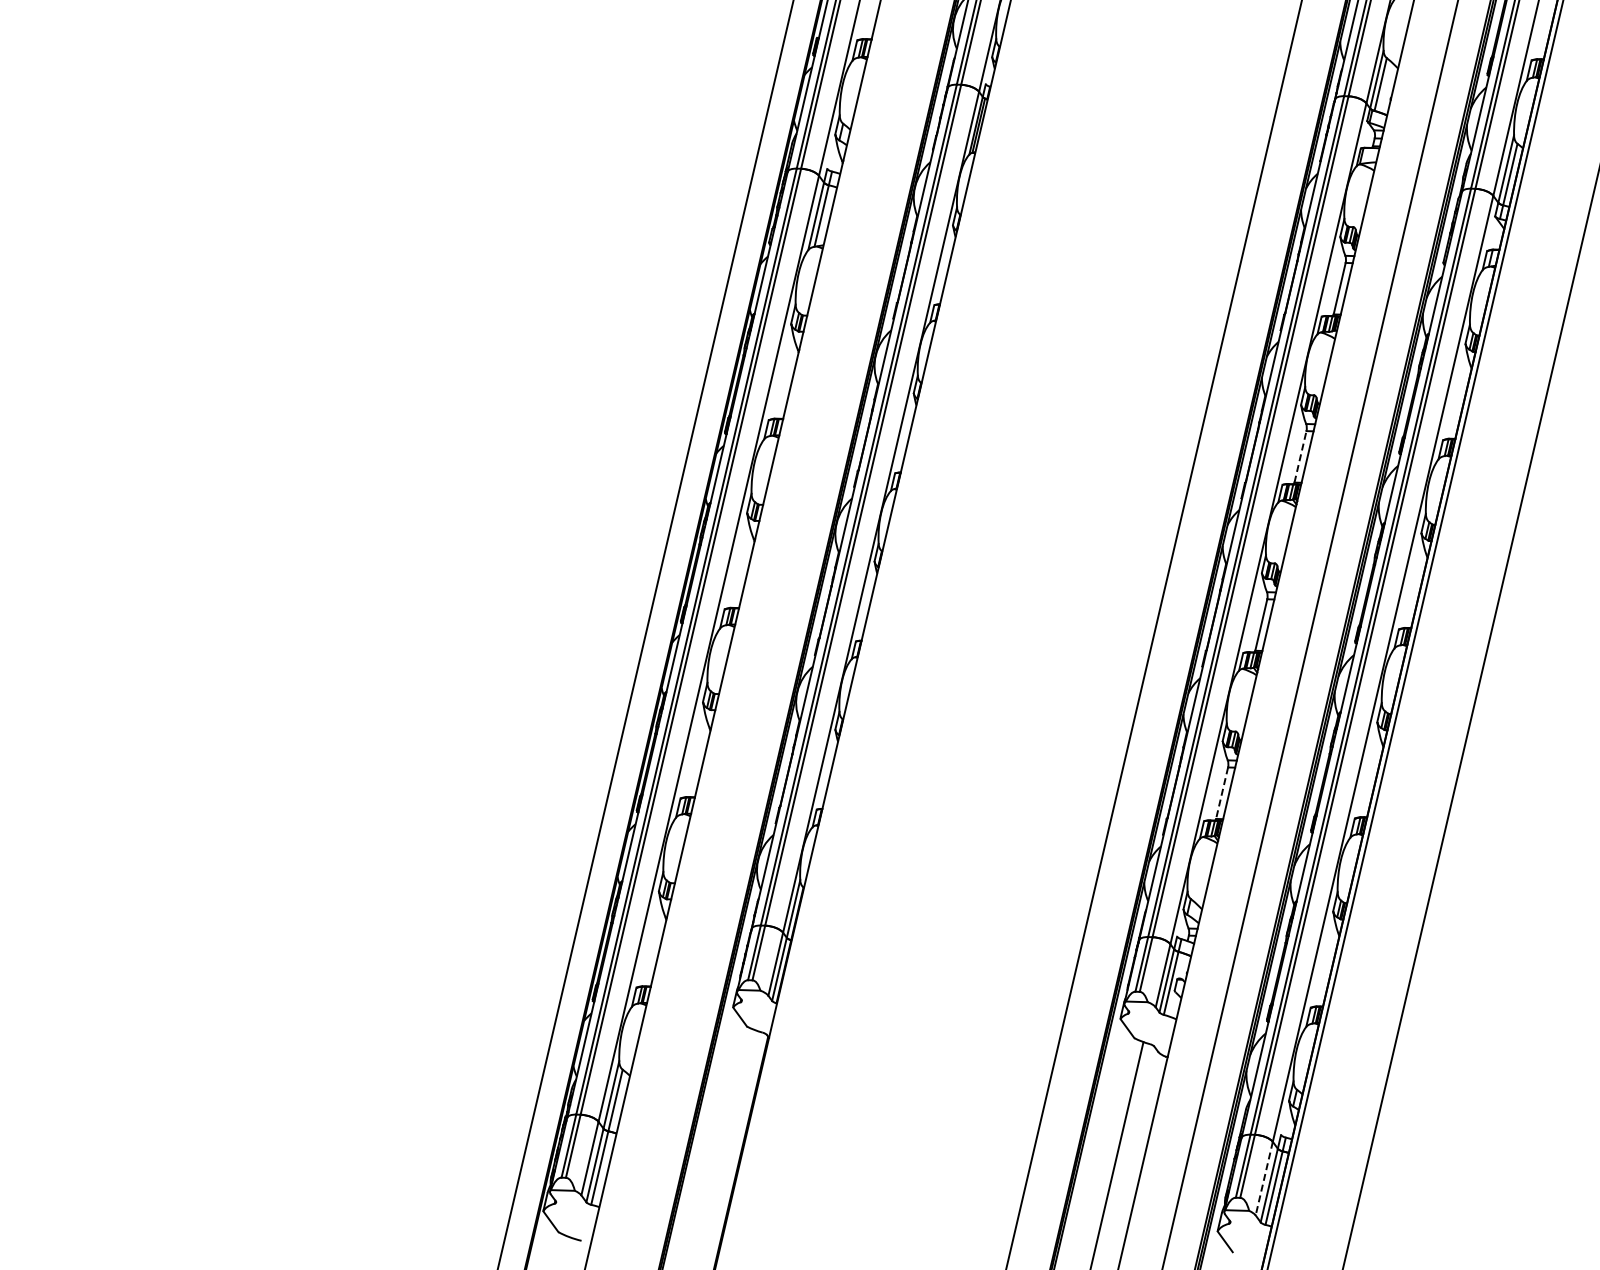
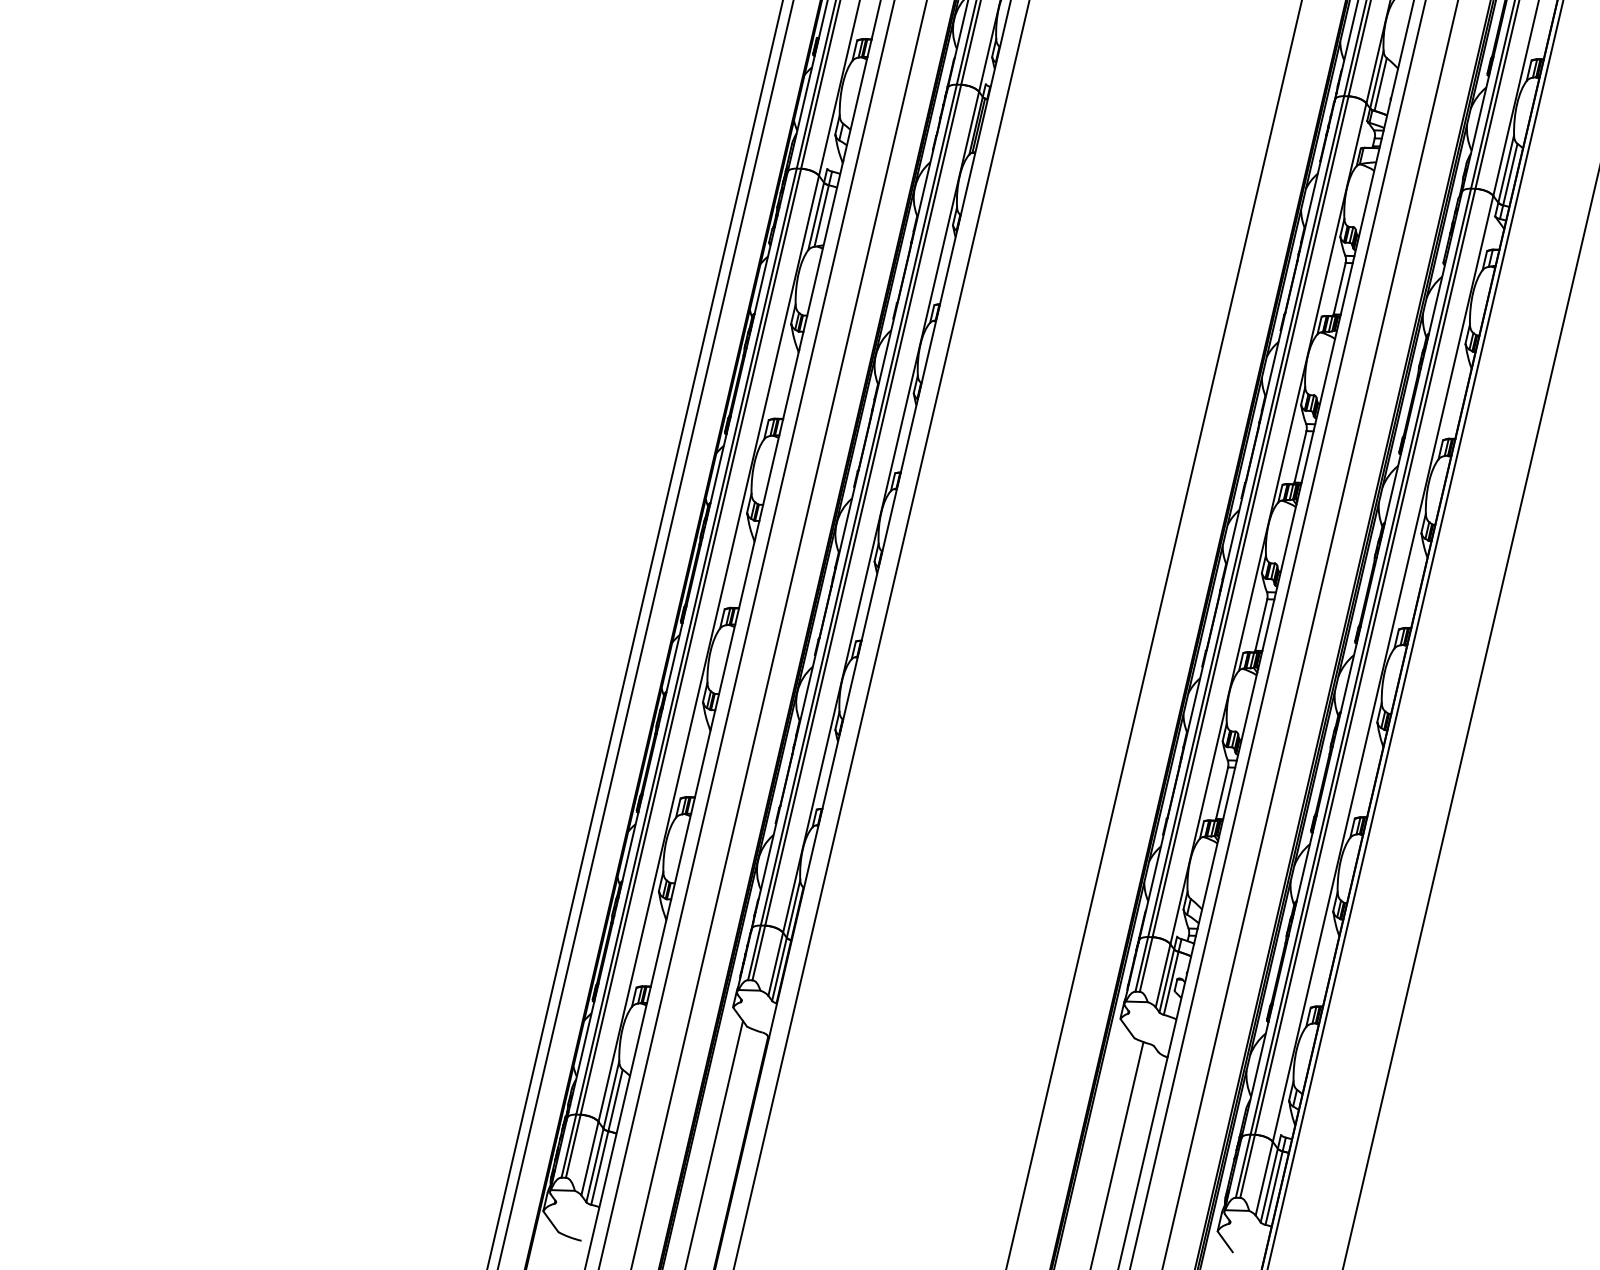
line: dashed -> solid (1300, 456)
line: none -> present (634, 634)
line: none -> present (746, 634)
line: none -> present (778, 634)
line: none -> present (881, 634)
line: none -> present (1277, 634)
line: dashed -> solid (1221, 793)
line: none -> present (714, 1143)
line: dashed -> solid (1264, 1178)
